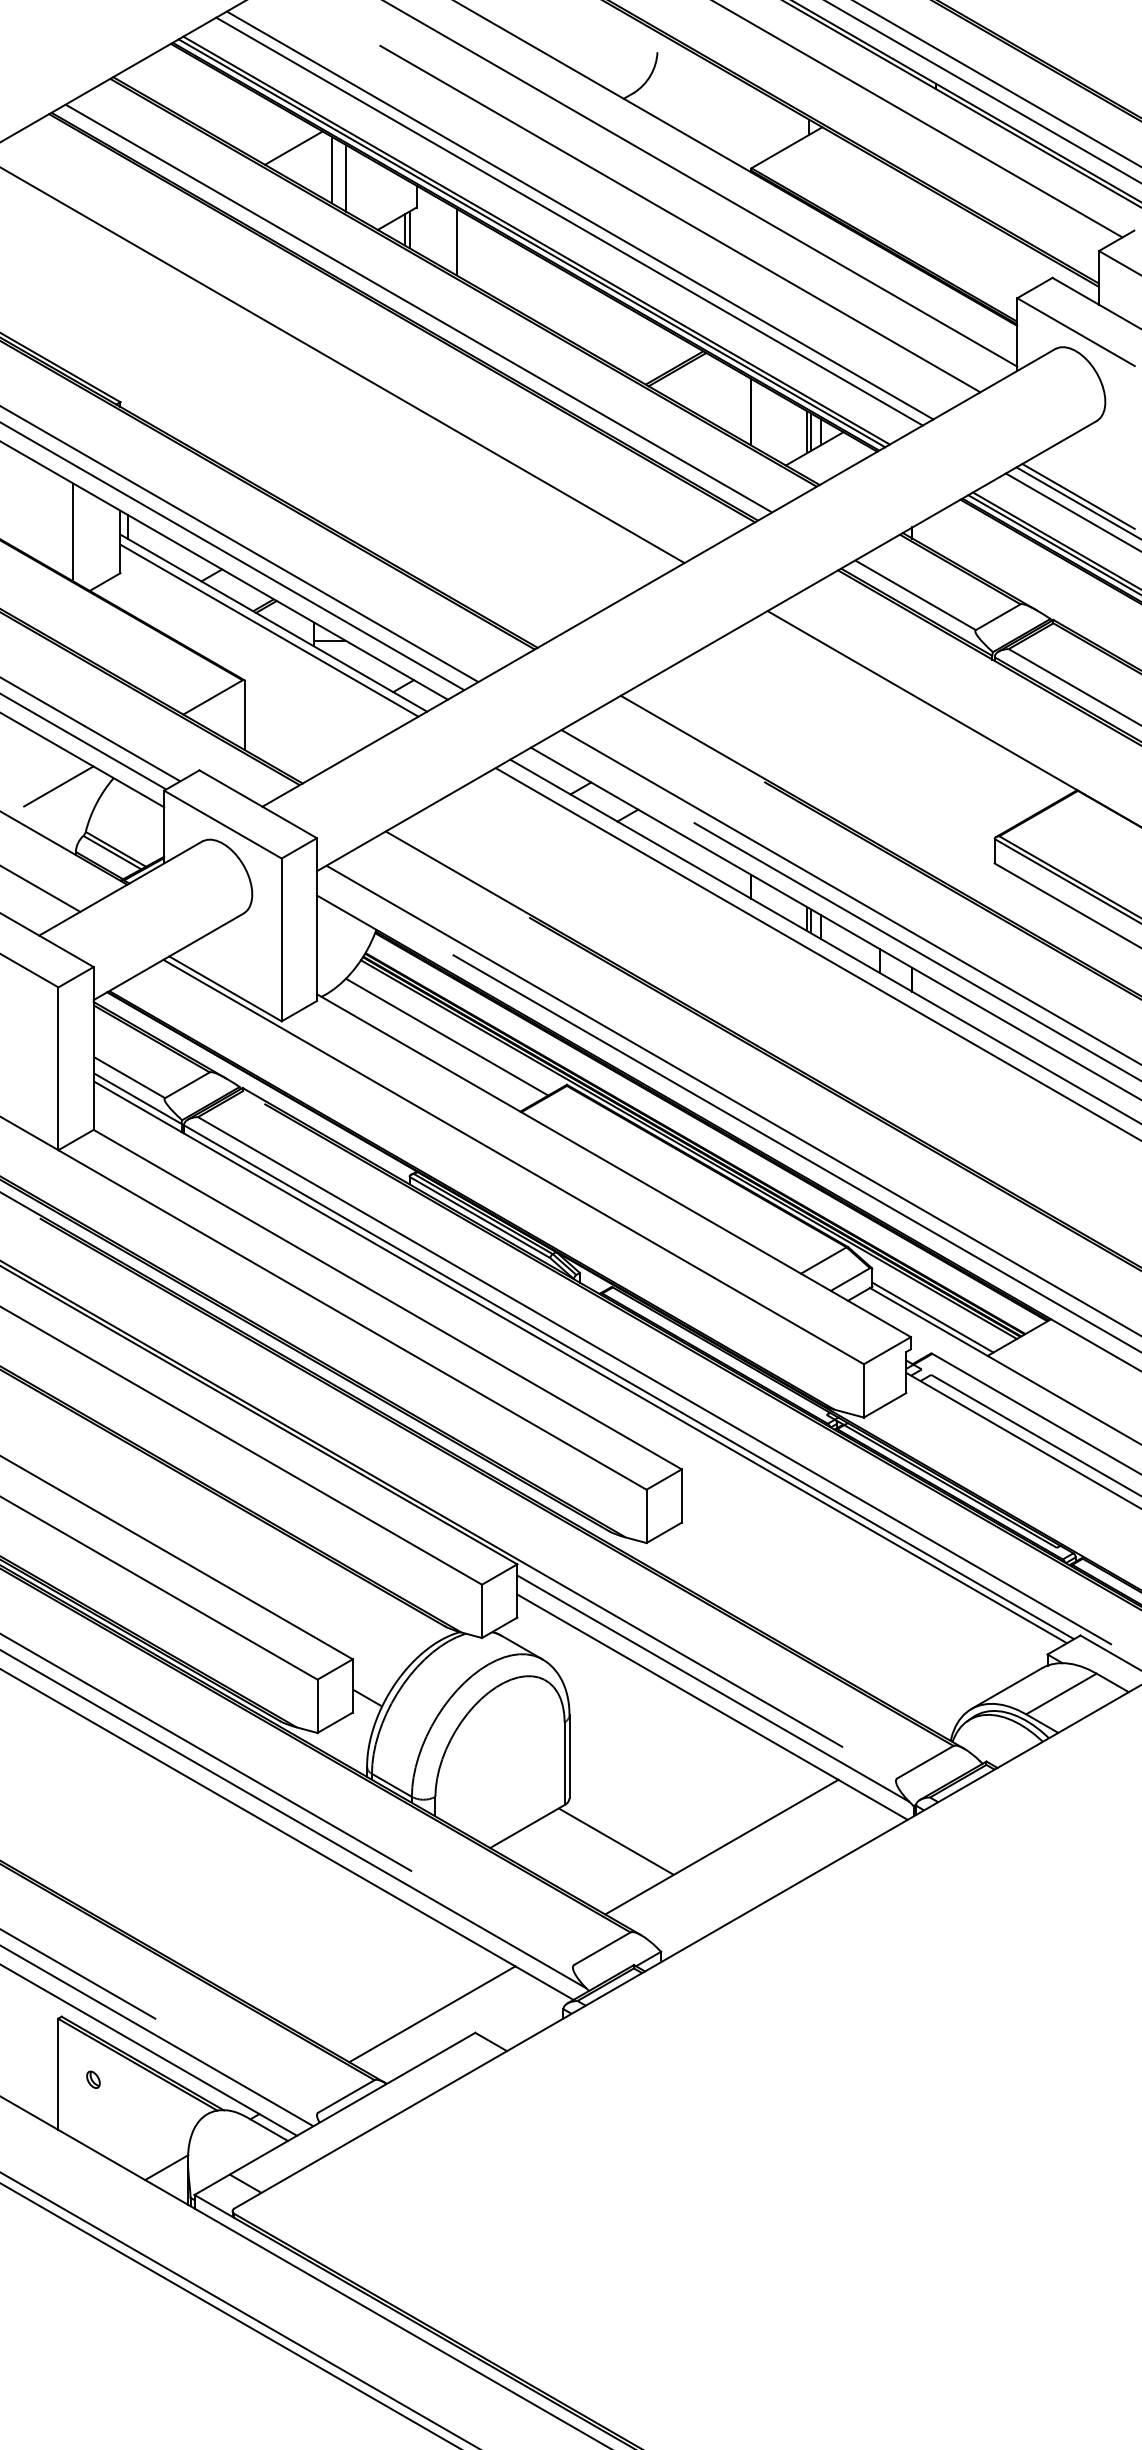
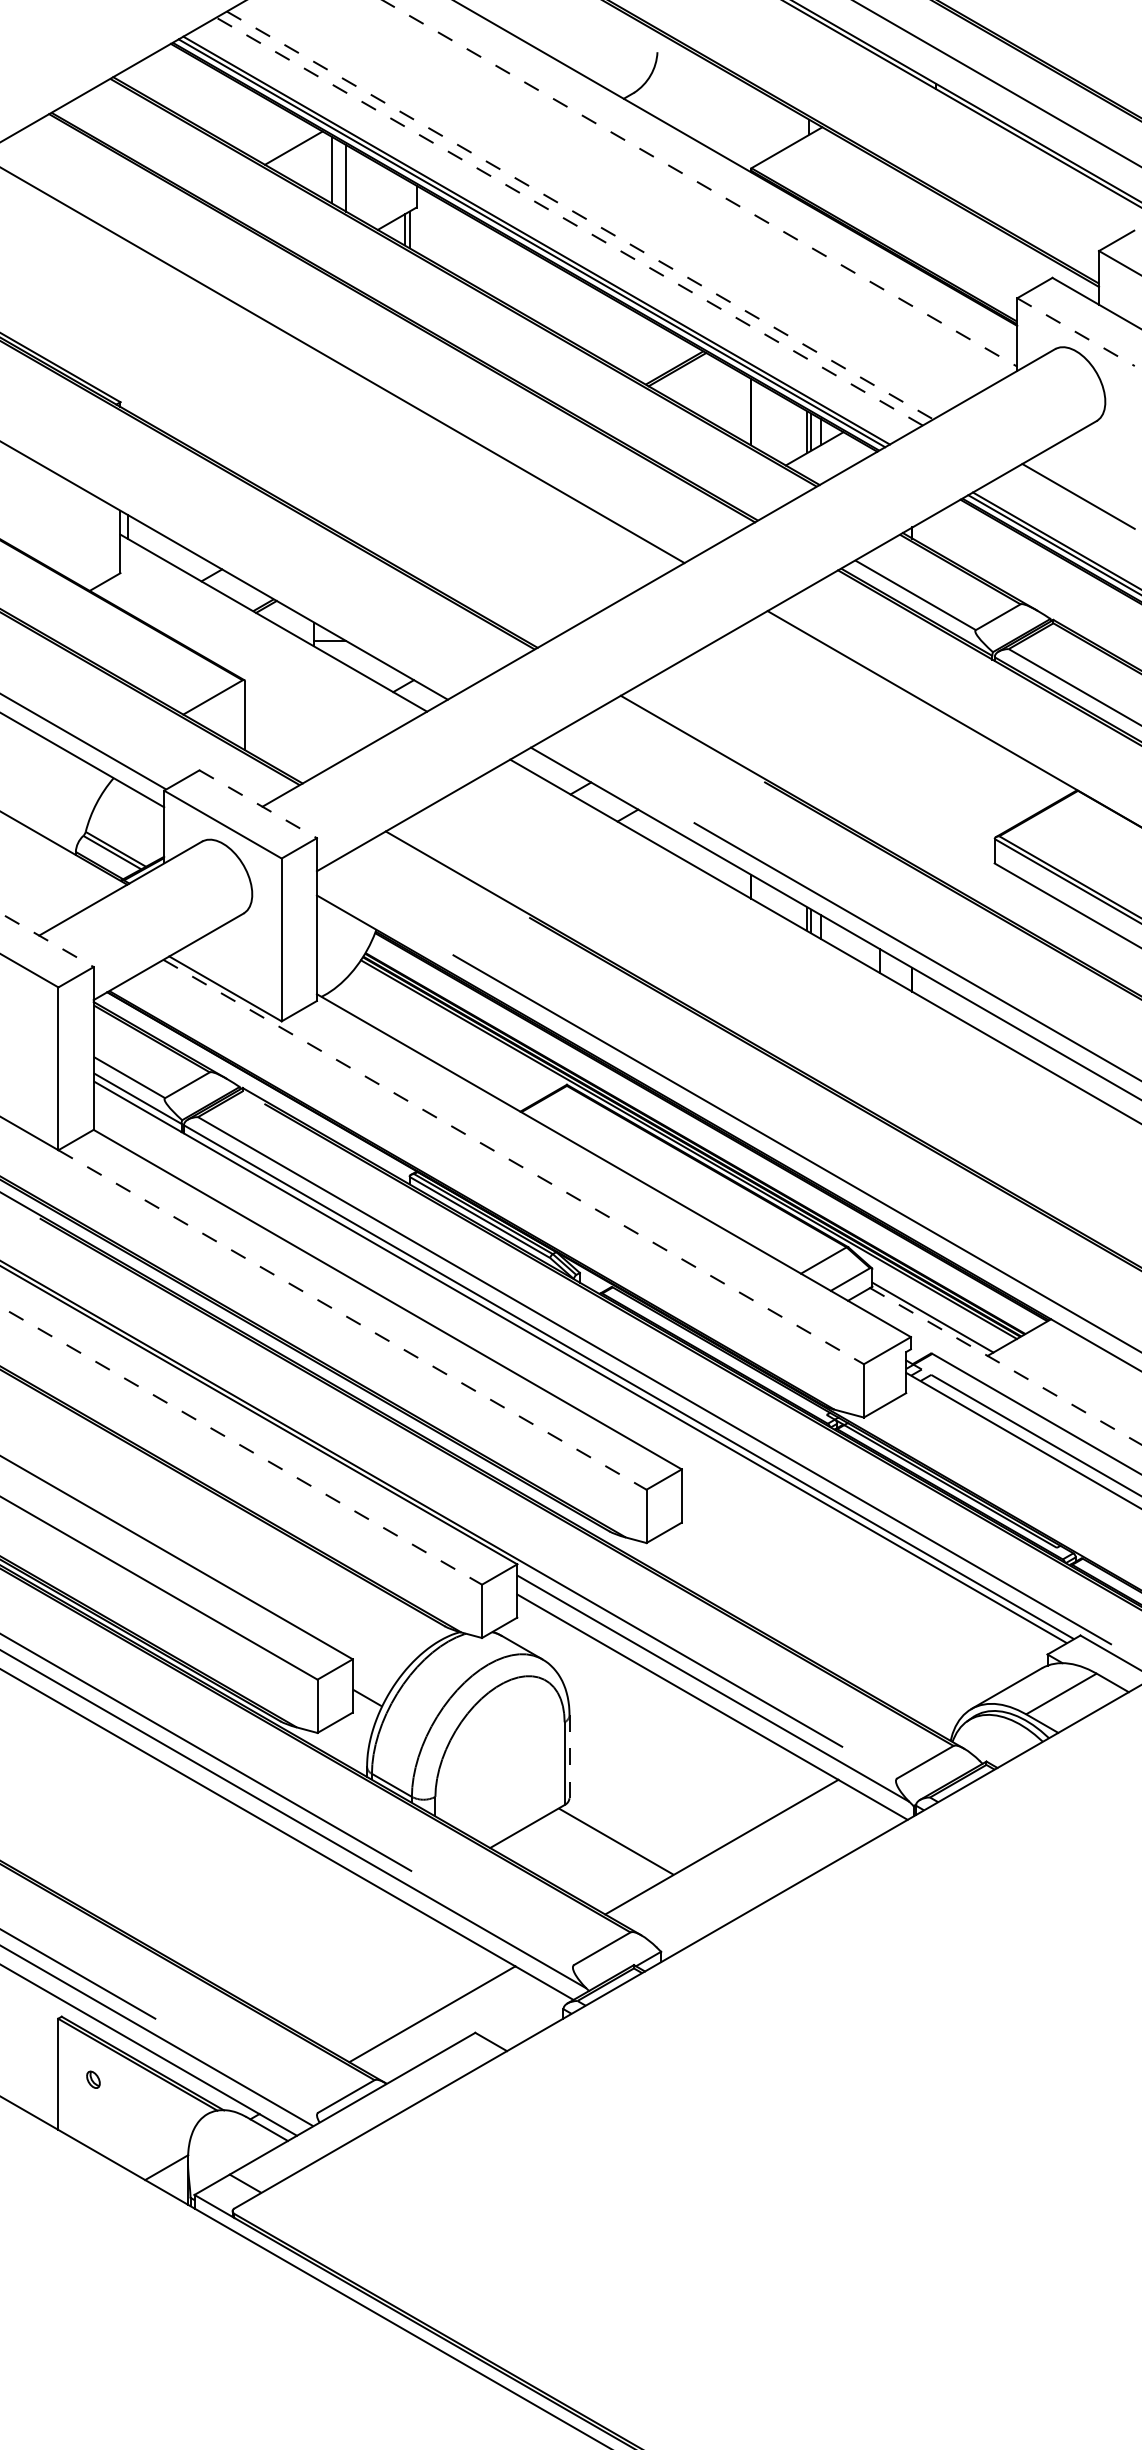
line: present -> none (982, 91)
line: present -> none (918, 119)
line: solid -> dashed (700, 183)
line: solid -> dashed (580, 215)
line: present -> none (680, 218)
line: solid -> dashed (569, 221)
line: present -> none (456, 241)
line: present -> none (418, 308)
line: solid -> dashed (1076, 332)
line: present -> none (1077, 502)
line: present -> none (1071, 511)
line: present -> none (73, 532)
line: present -> none (240, 544)
line: present -> none (233, 556)
line: present -> none (269, 630)
line: present -> none (91, 729)
line: present -> none (58, 786)
line: solid -> dashed (258, 804)
line: present -> none (41, 888)
line: present -> none (849, 896)
line: solid -> dashed (47, 940)
line: present -> none (816, 953)
line: present -> none (446, 1036)
line: present -> none (732, 1099)
line: solid -> dashed (514, 1162)
line: solid -> dashed (352, 1319)
line: solid -> dashed (1005, 1366)
line: solid -> dashed (241, 1445)
line: solid -> dashed (569, 1756)
line: present -> none (238, 2309)
line: present -> none (229, 2315)
